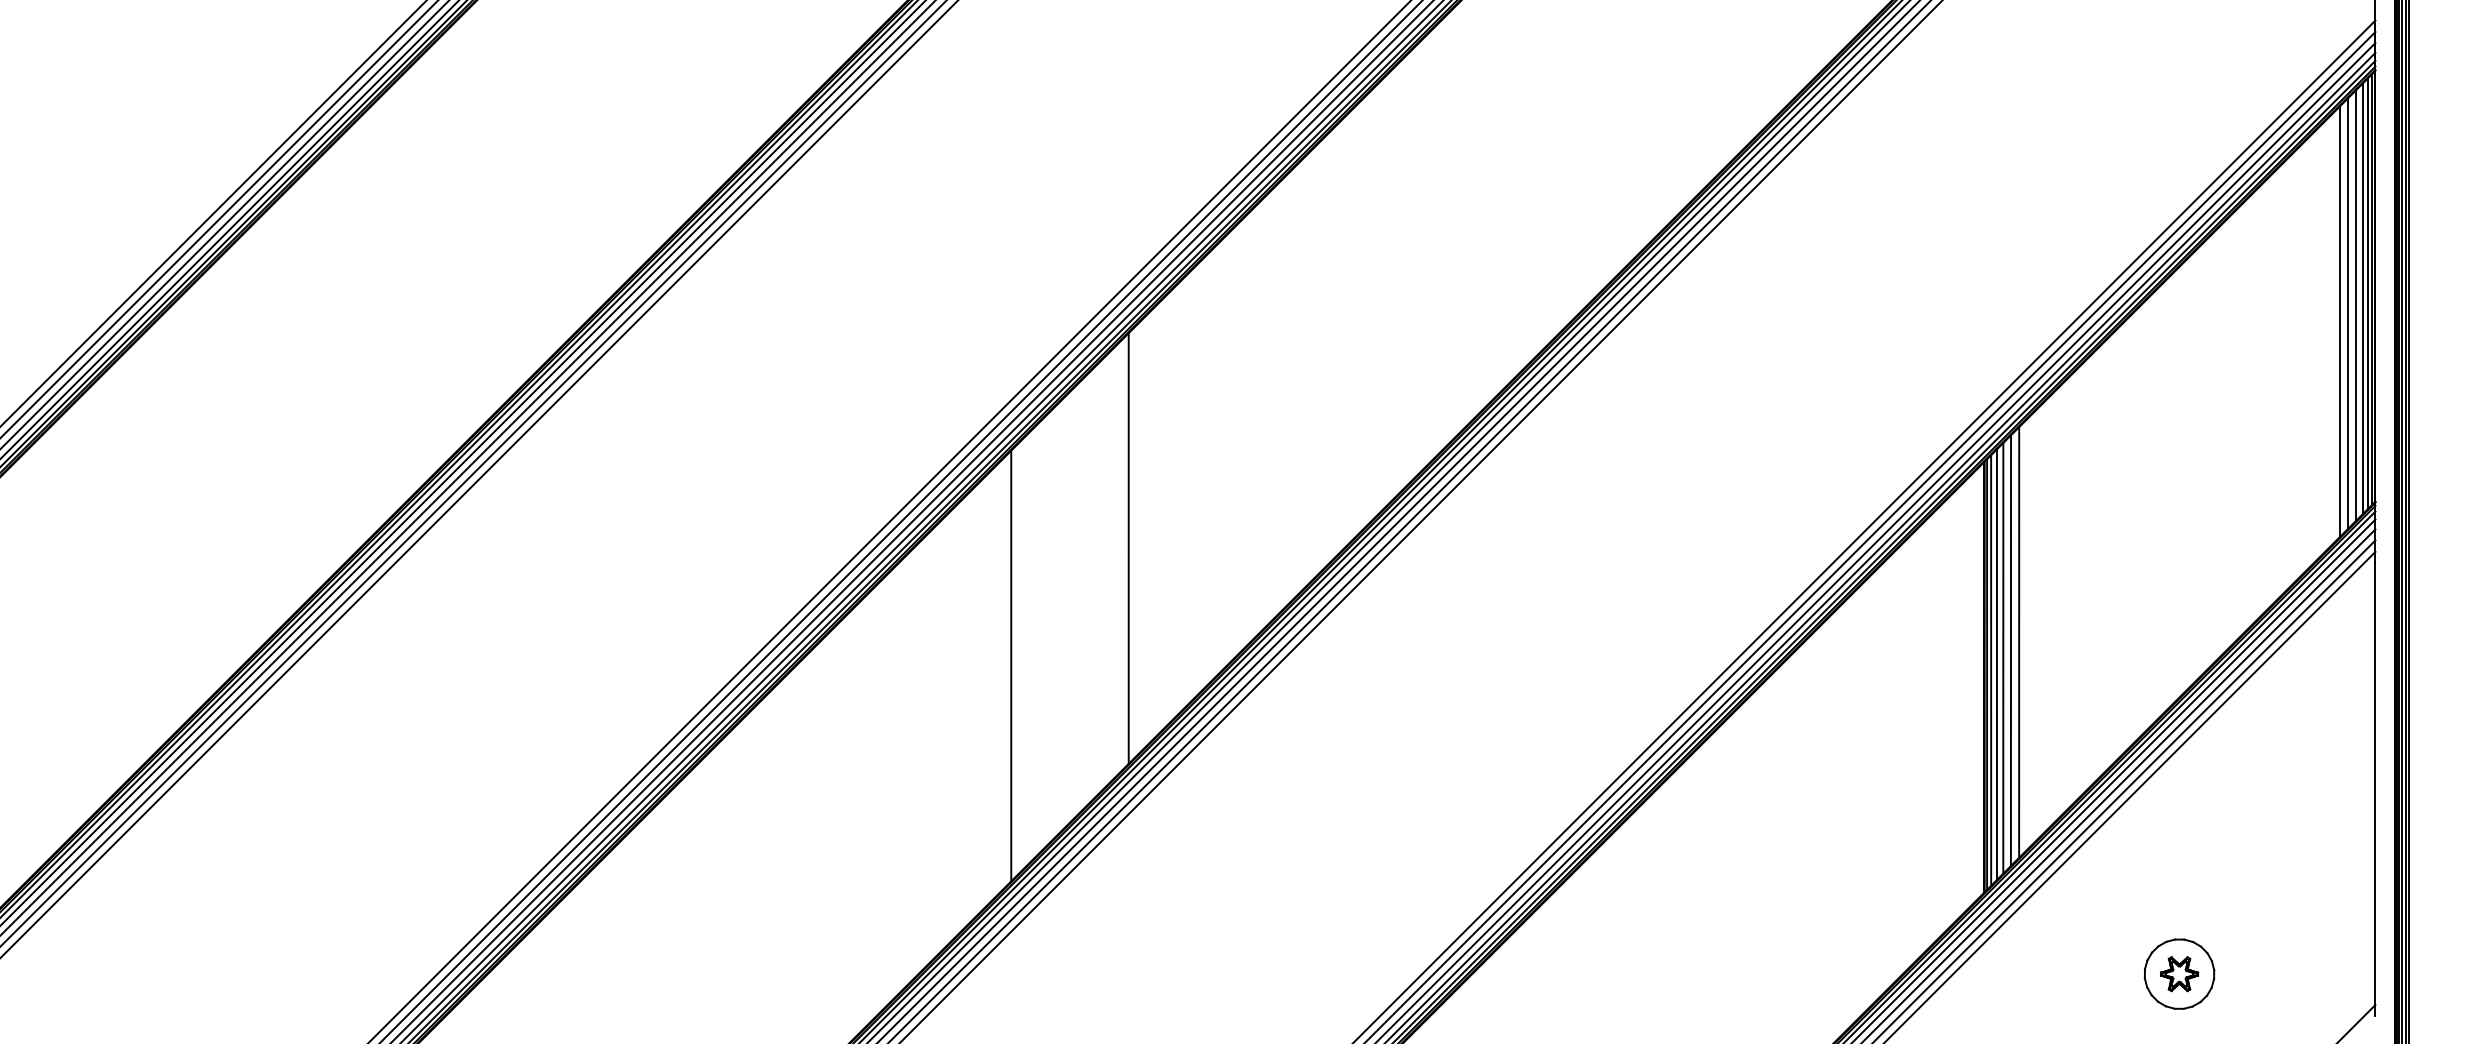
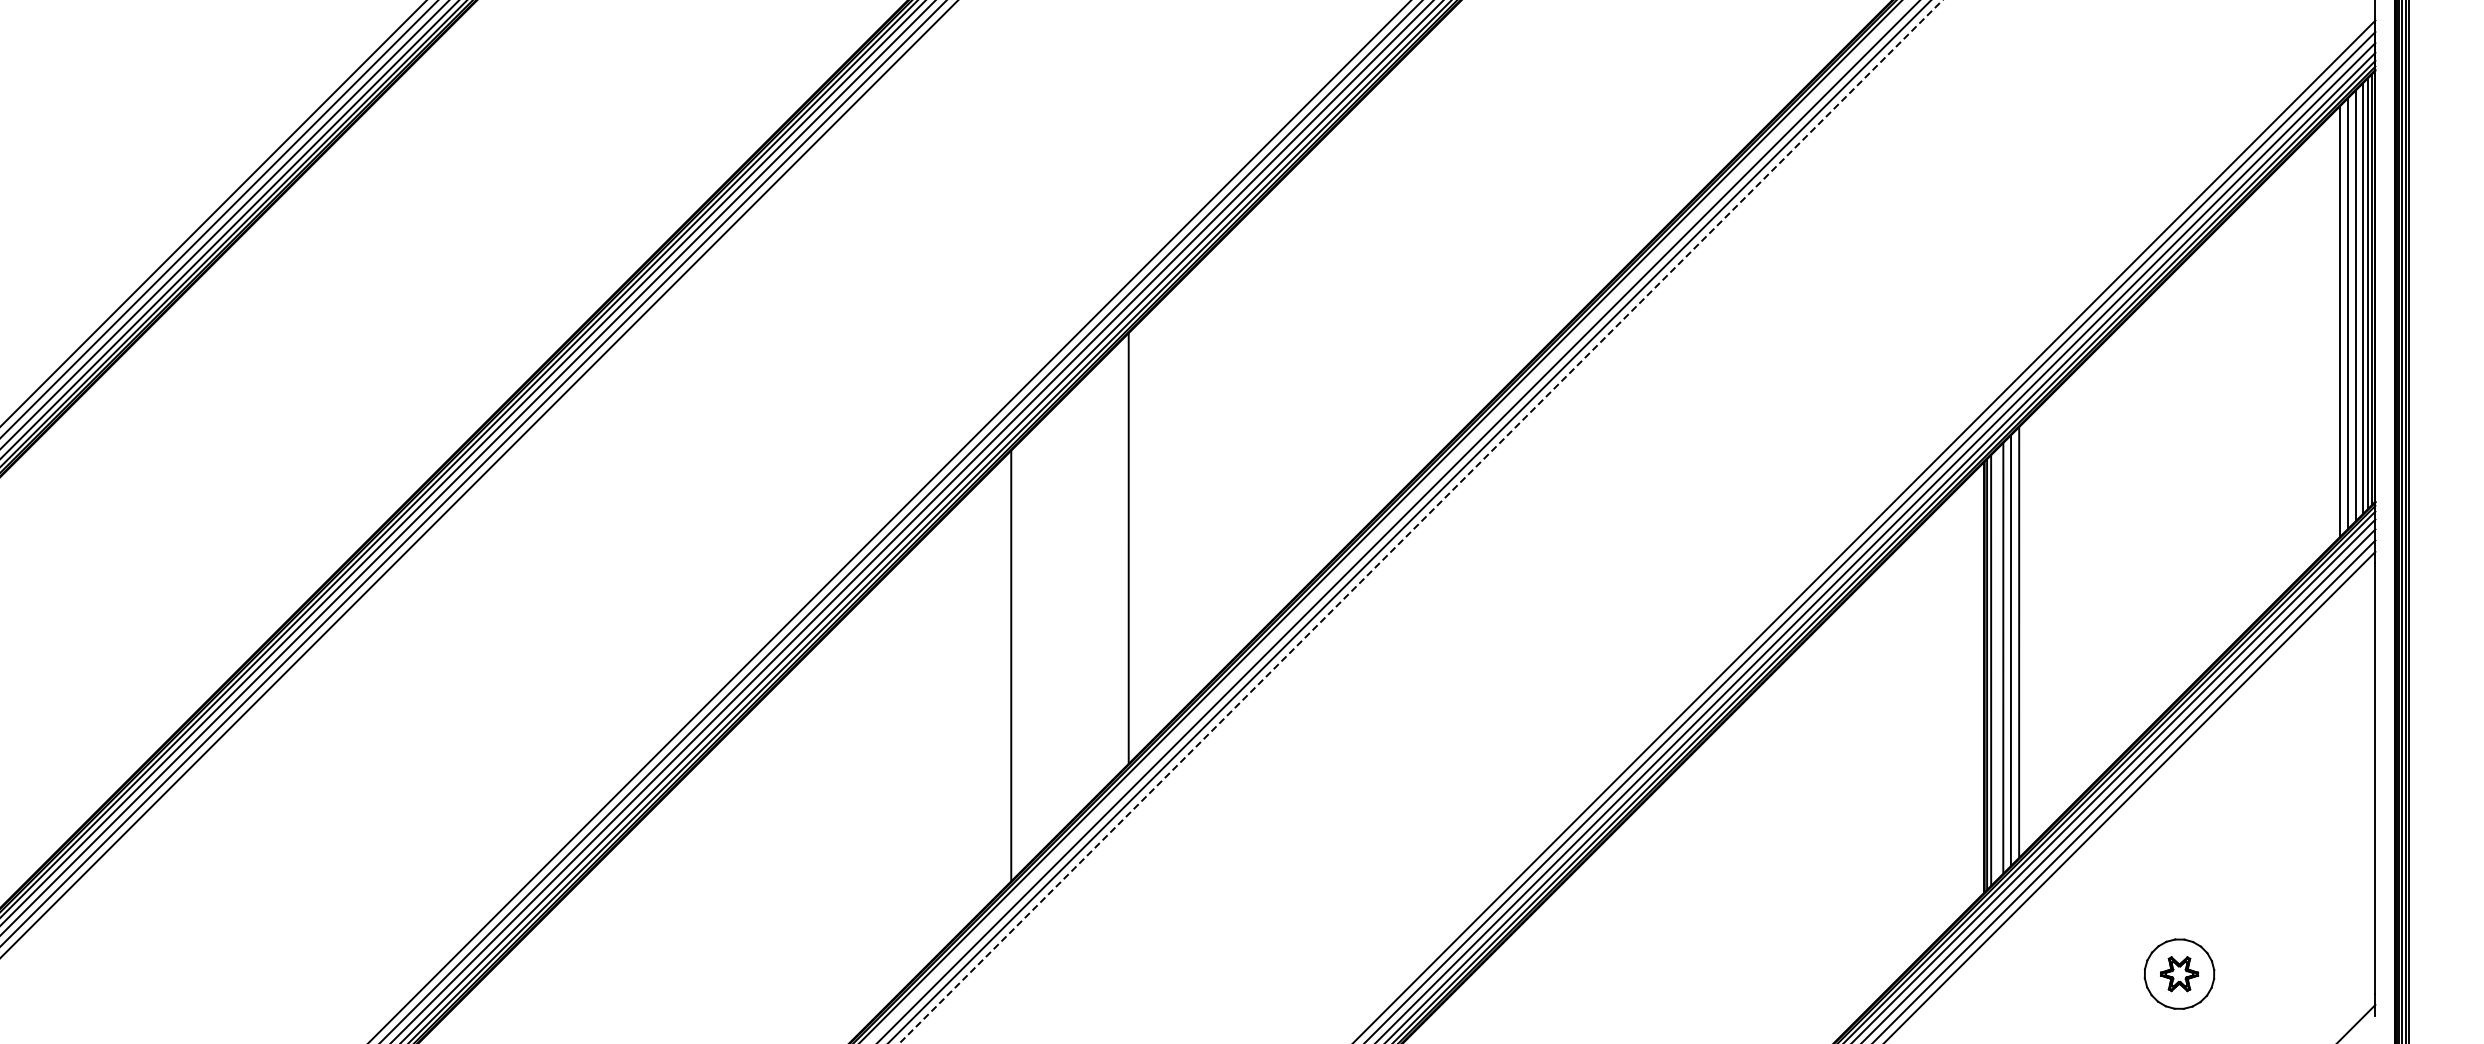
line: present -> none (1388, 521)
line: solid -> dashed (1420, 521)
line: present -> none (1996, 664)
